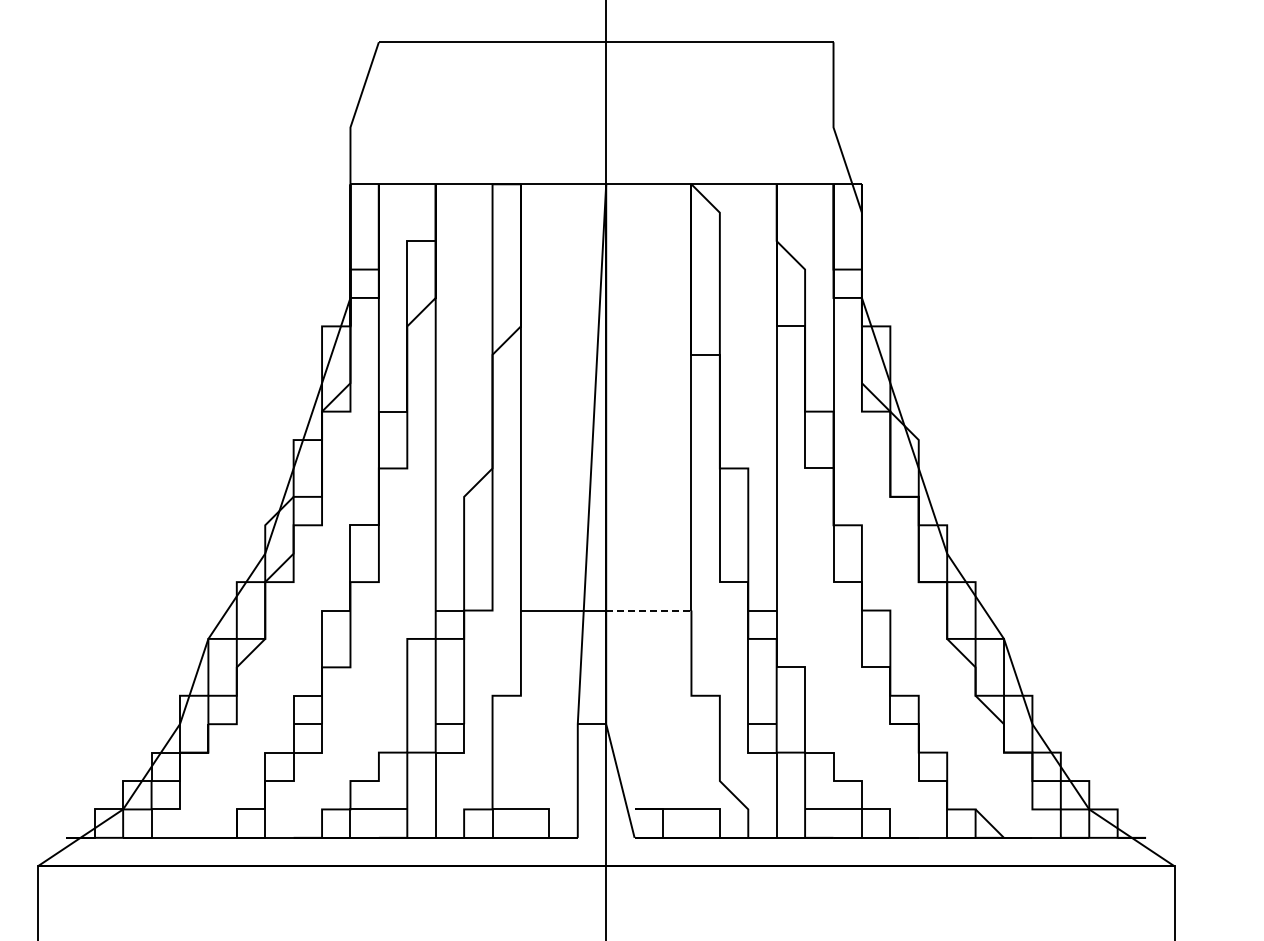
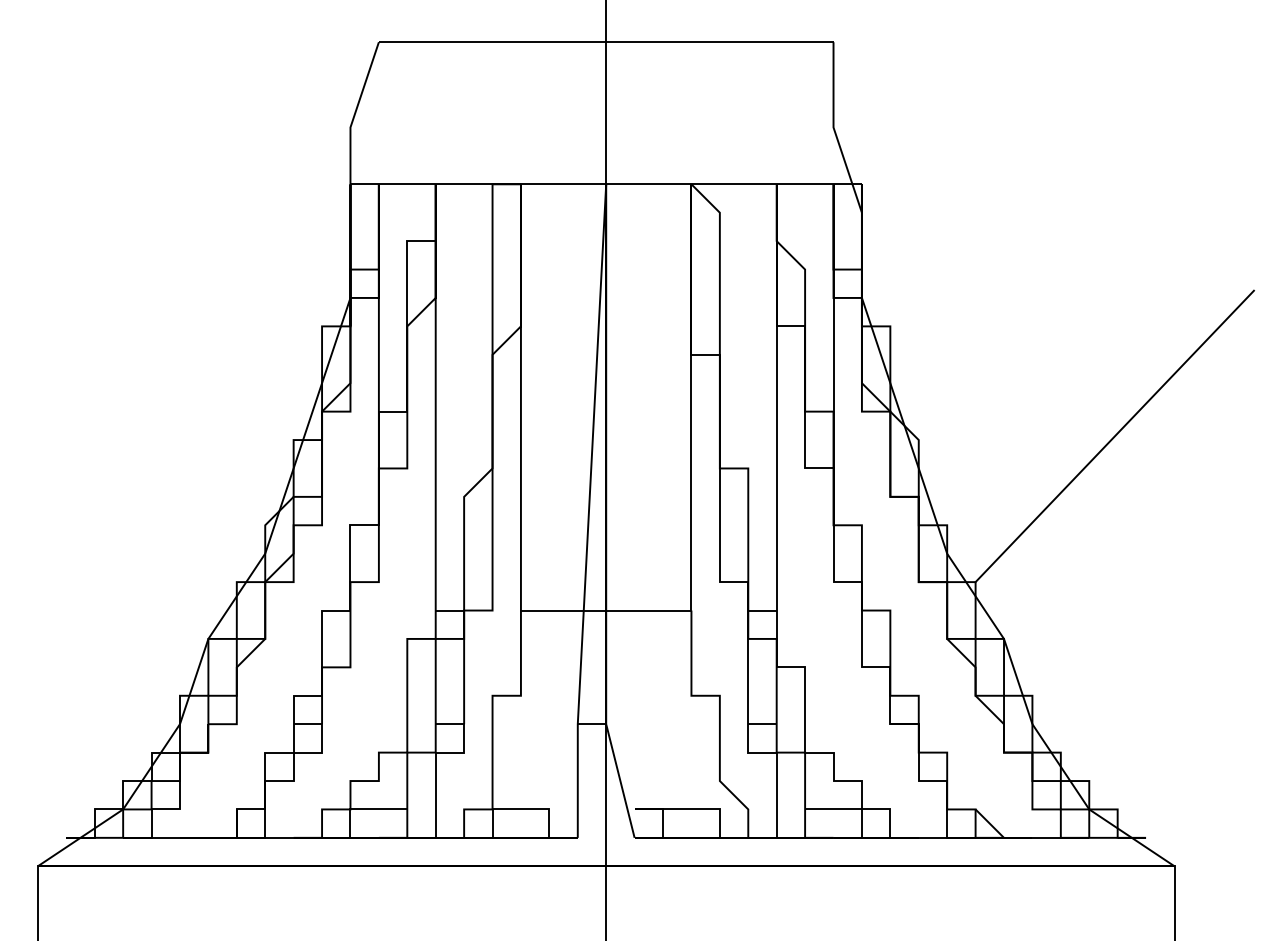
line: none -> present (1114, 436)
line: dashed -> solid (648, 610)
